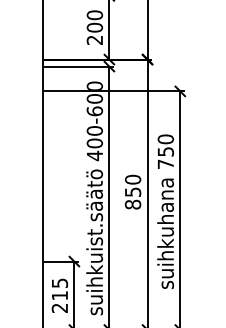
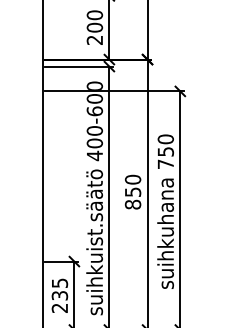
text: 215 -> 235 (59, 295)
